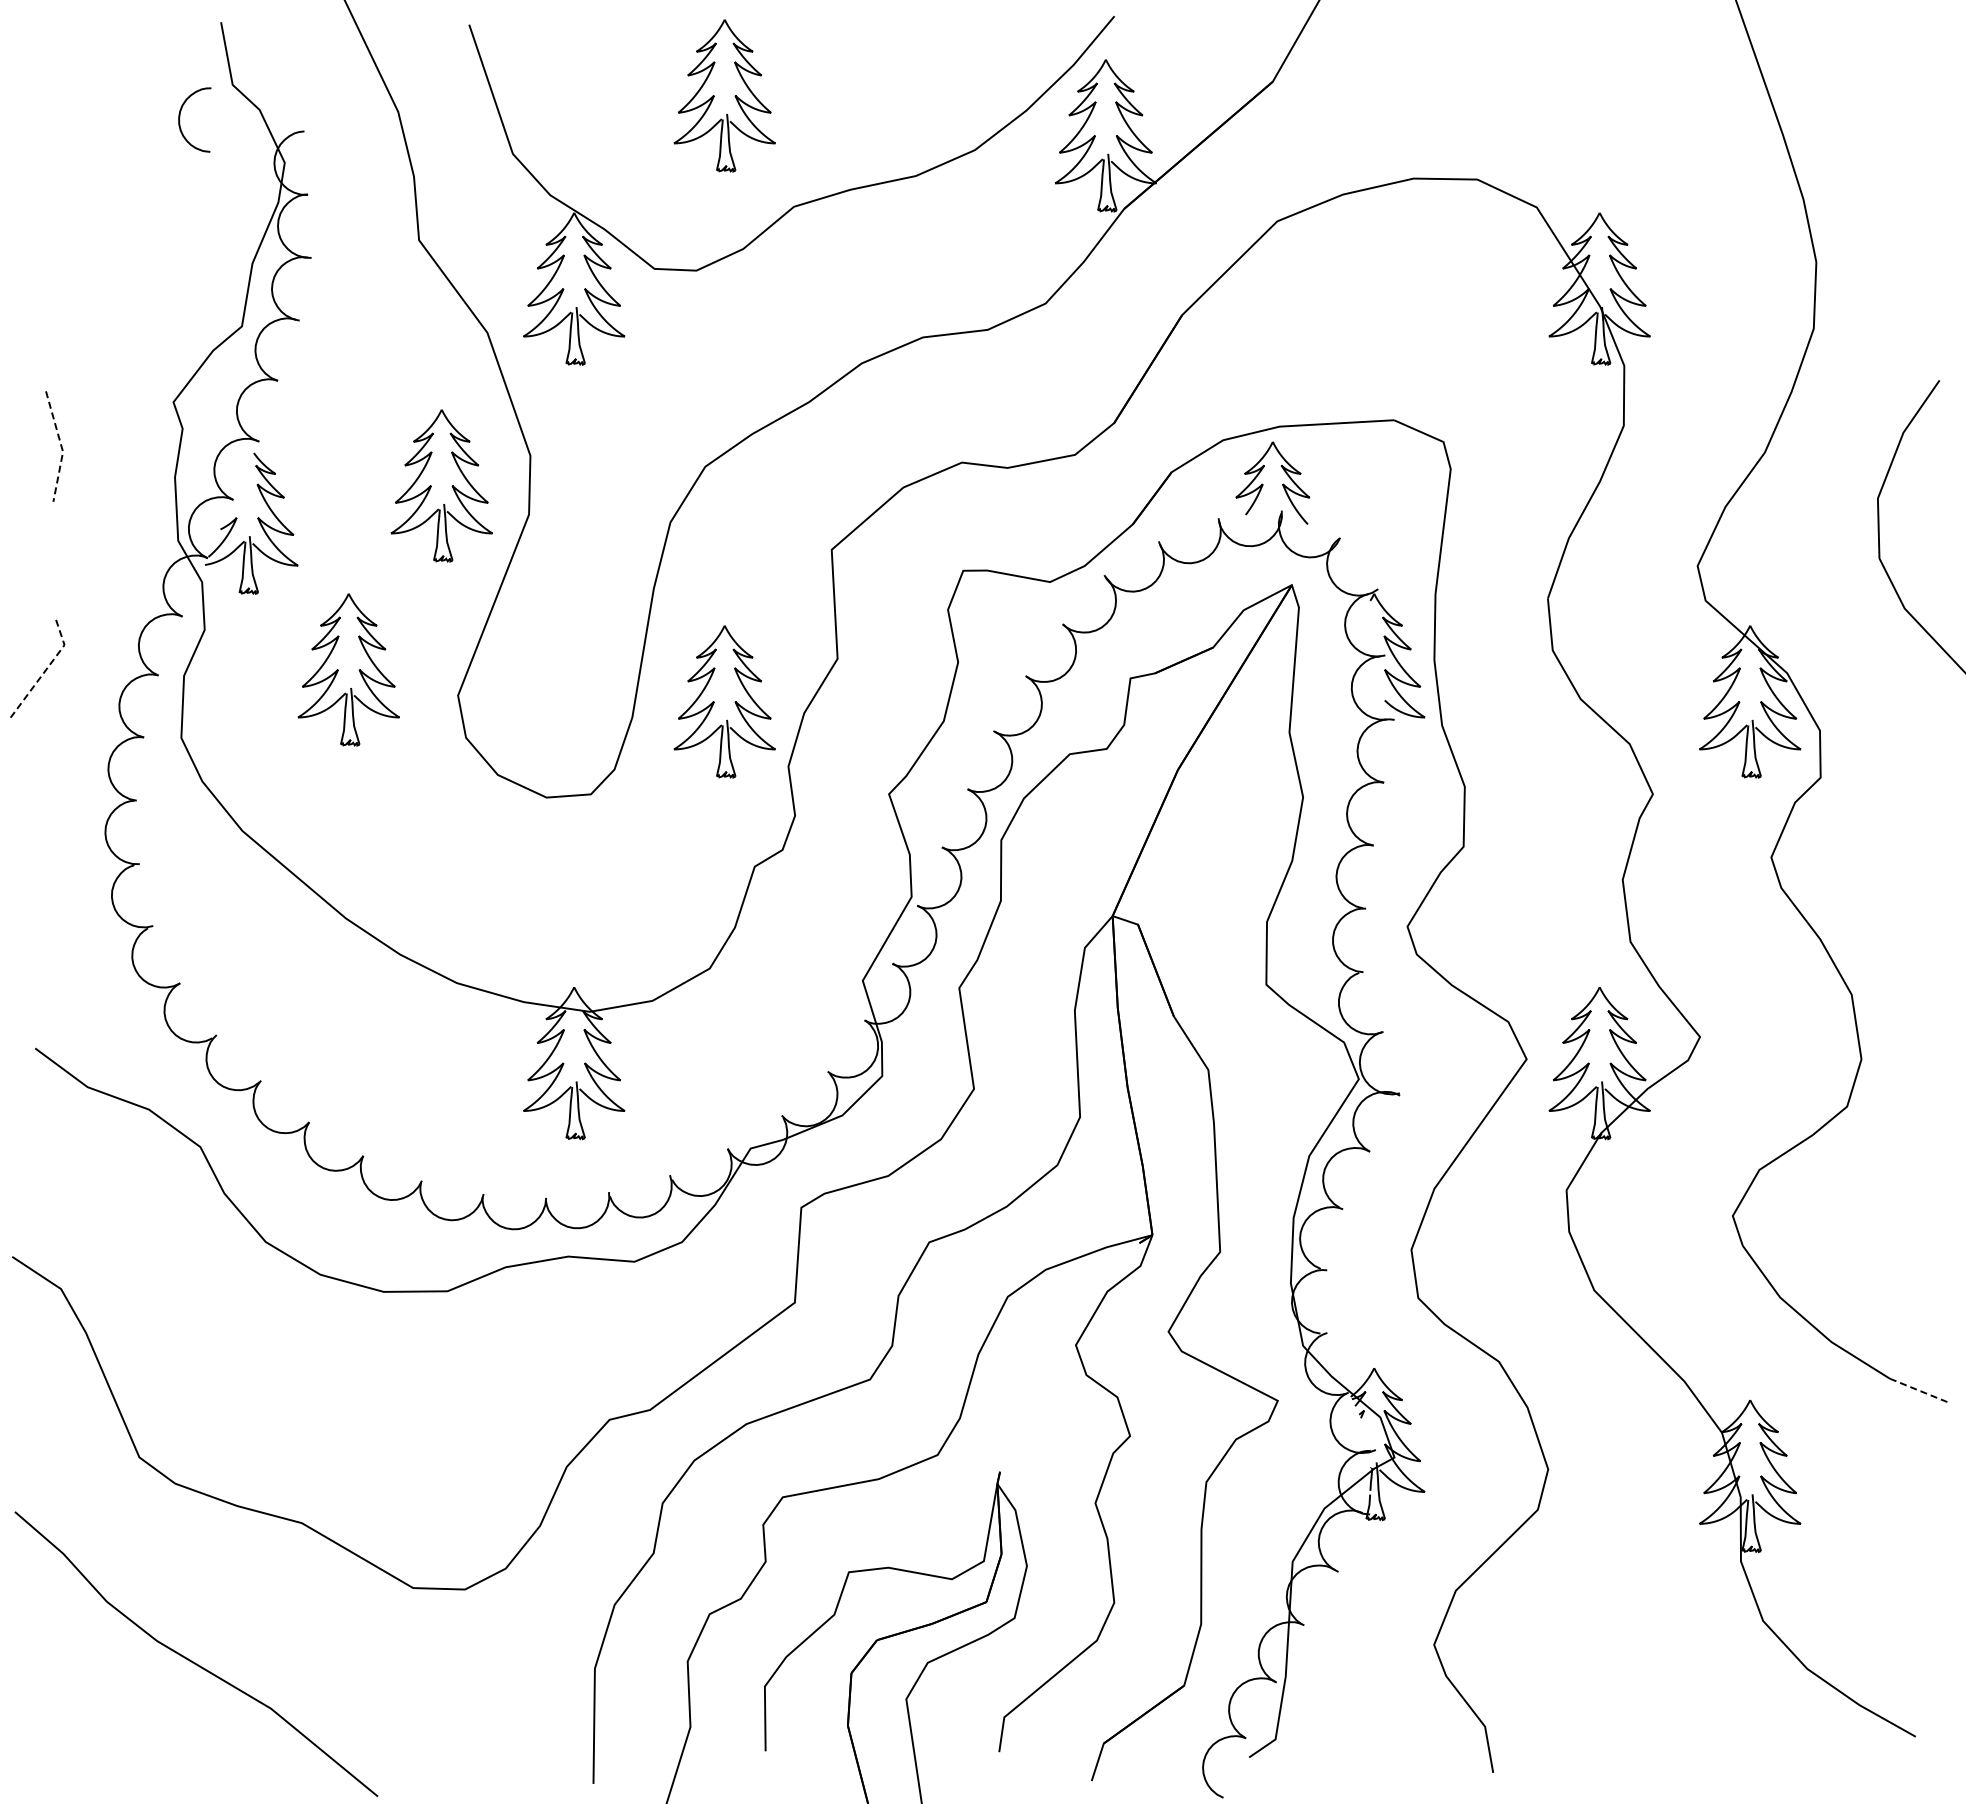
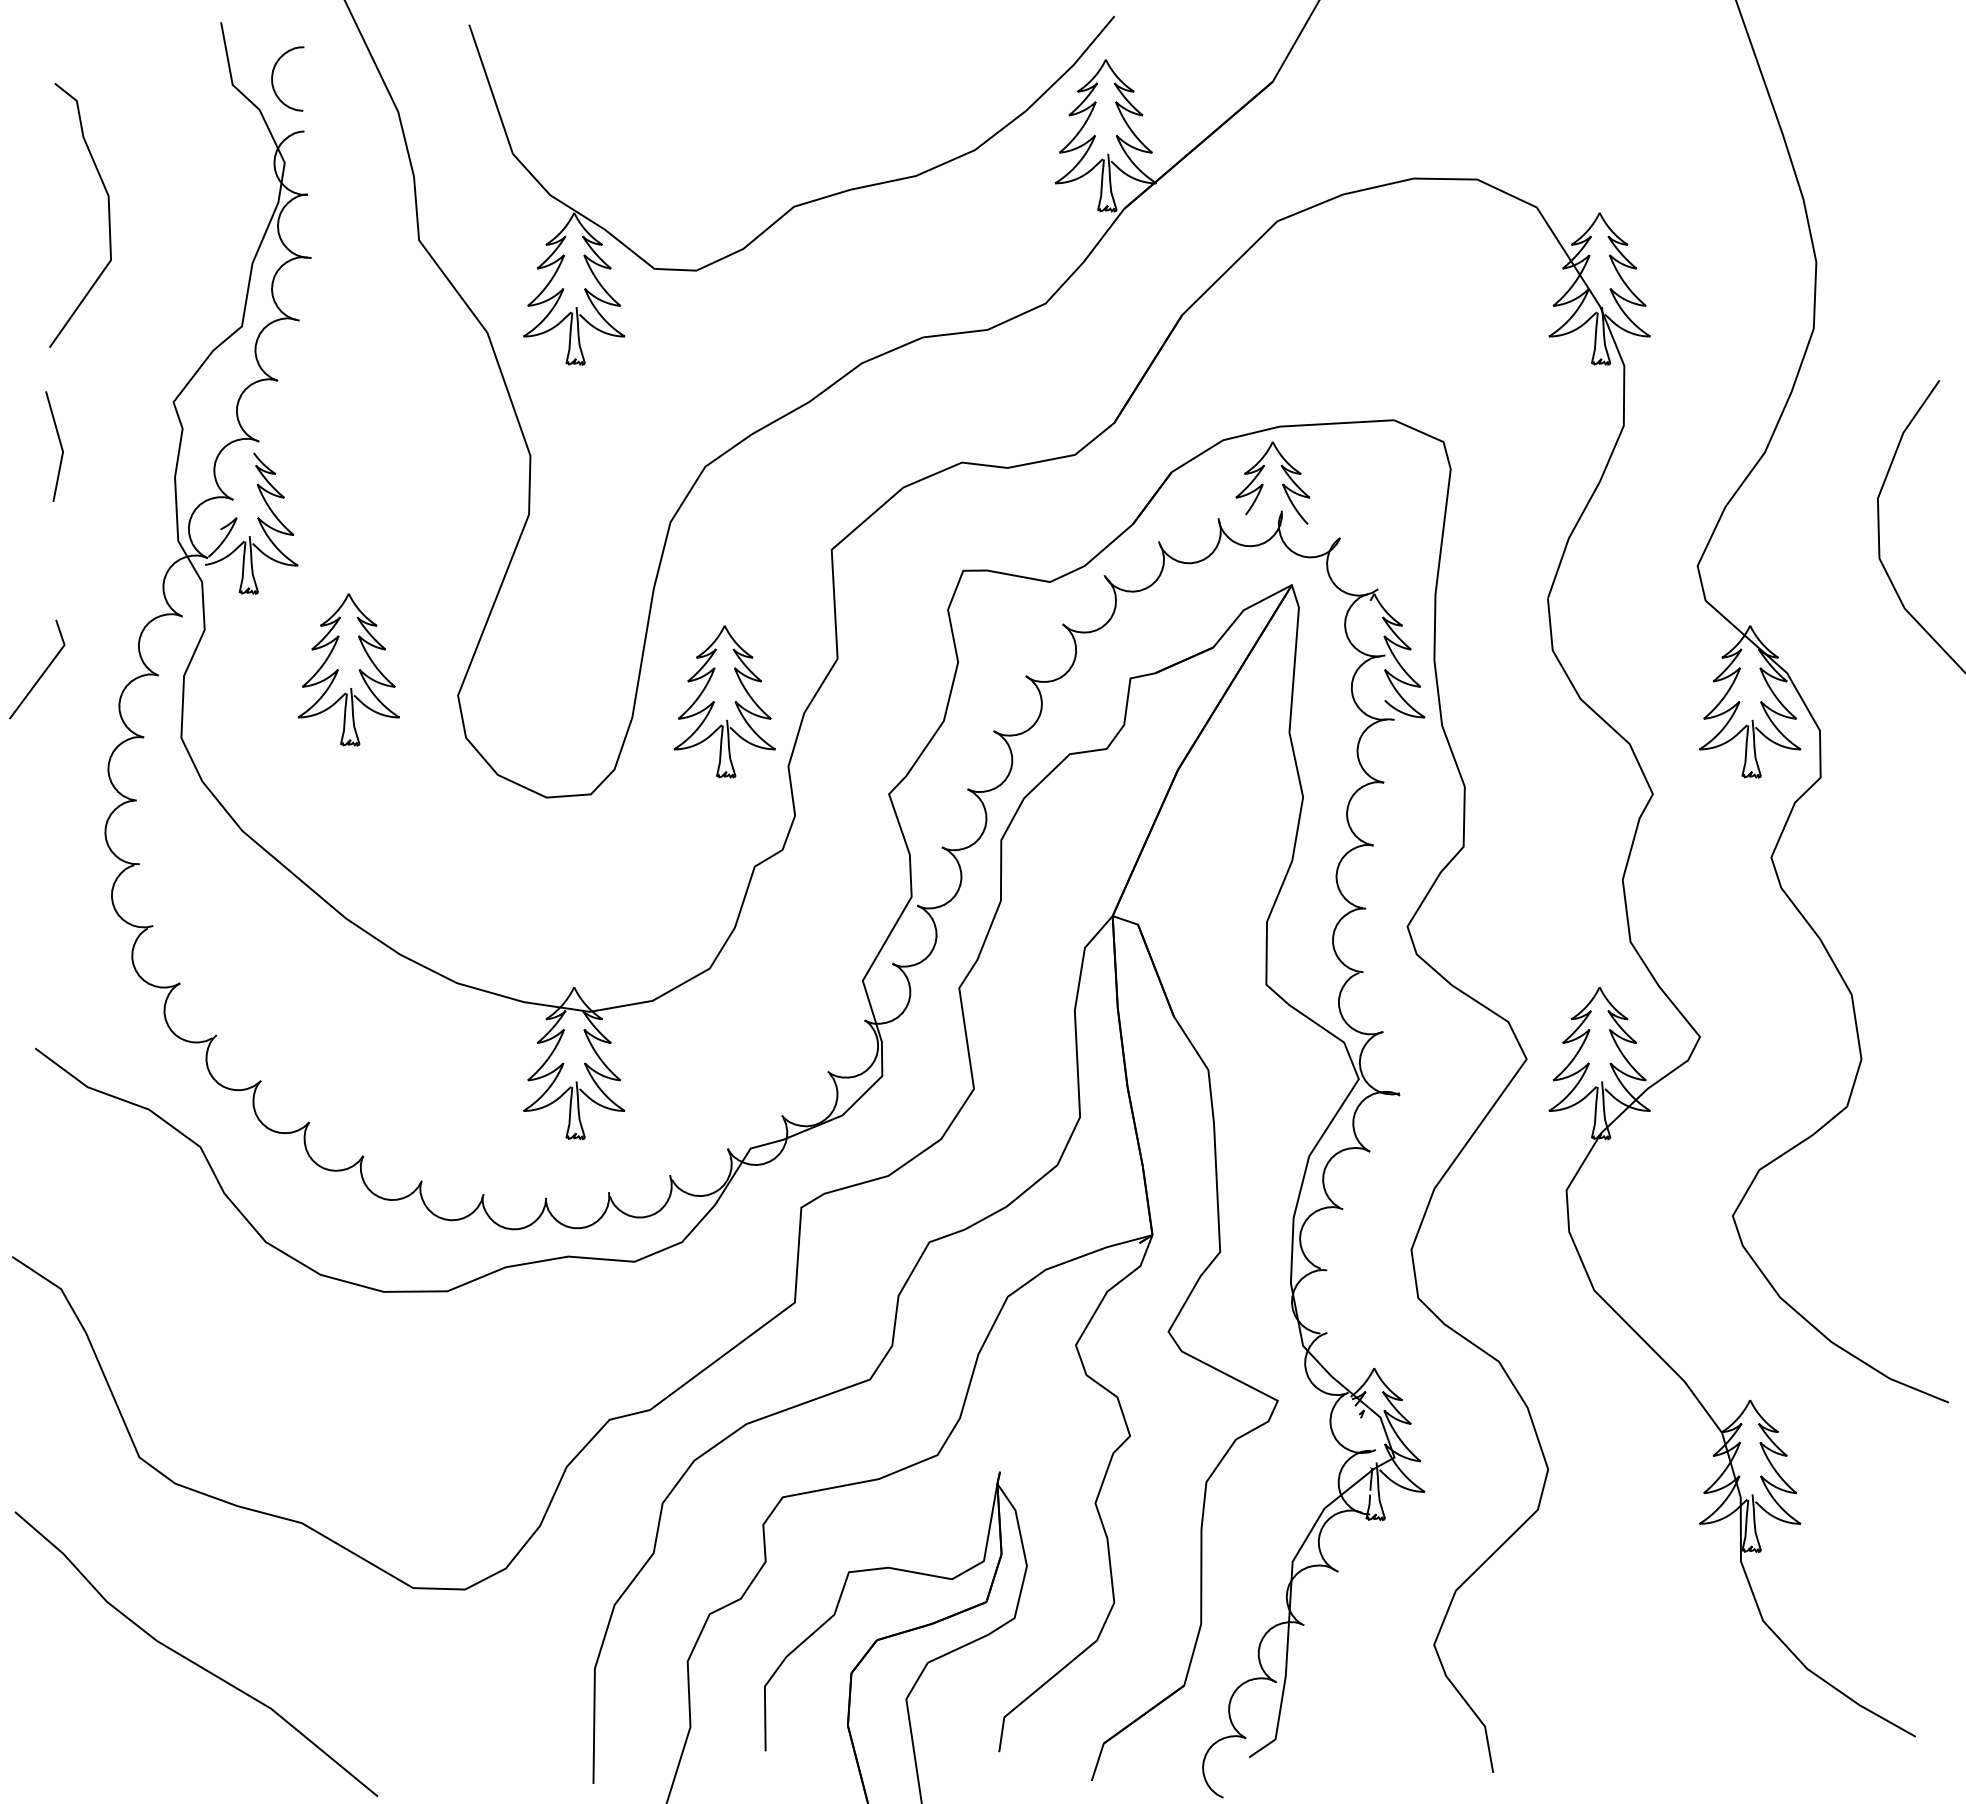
part: present -> none (724, 95)
curve position: (180, 117) -> (273, 76) (273, 76)
curve: none -> present (108, 215)
line: dashed -> solid (61, 447)
part: present -> none (441, 485)
line: dashed -> solid (45, 671)
line: dashed -> solid (1919, 1390)
